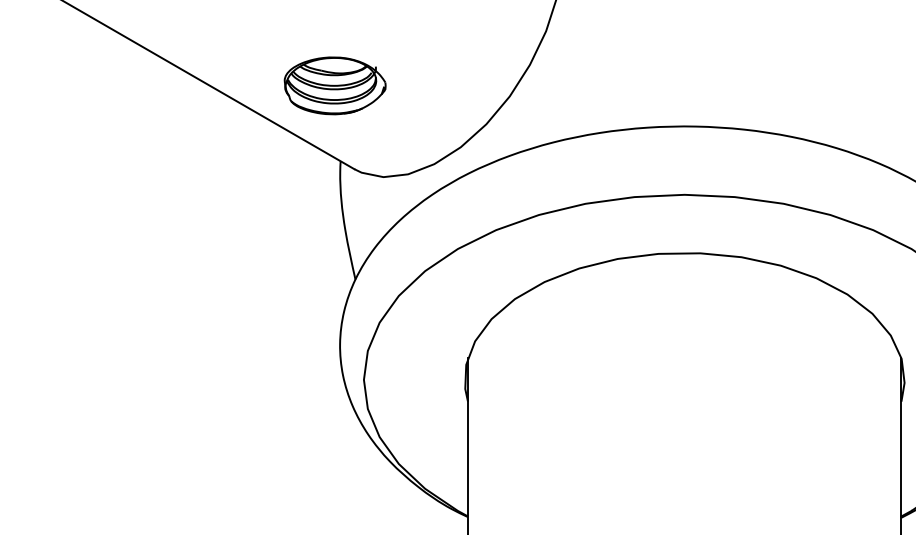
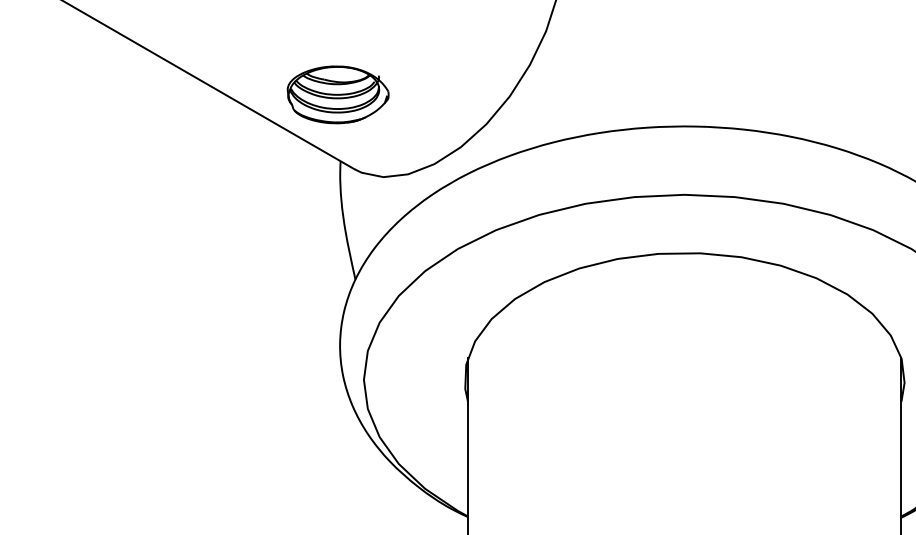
part position: (334, 85) -> (337, 94) (337, 94)
